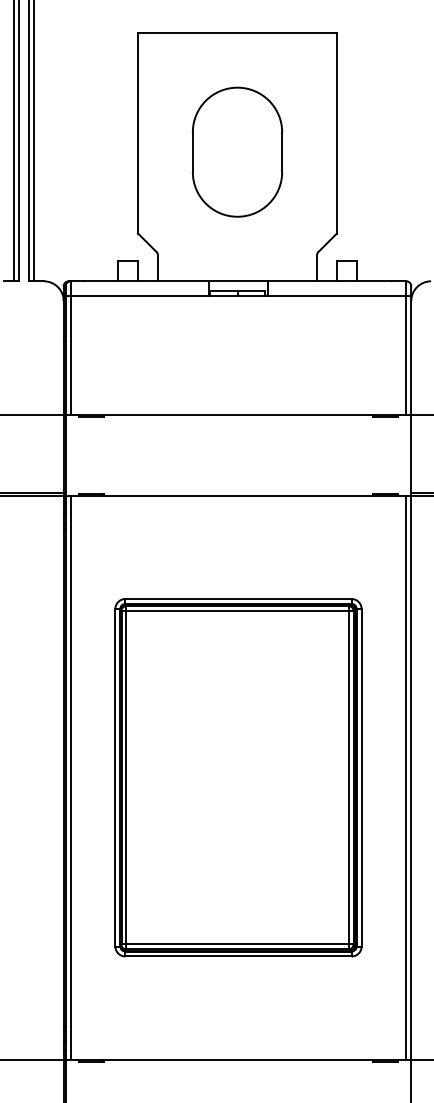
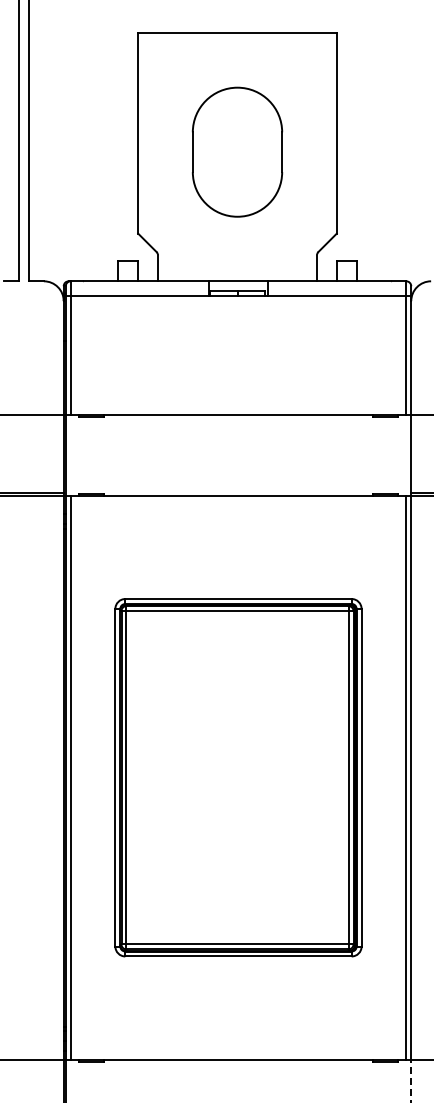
line: present -> none (14, 141)
line: present -> none (33, 141)
line: solid -> dashed (411, 1080)
